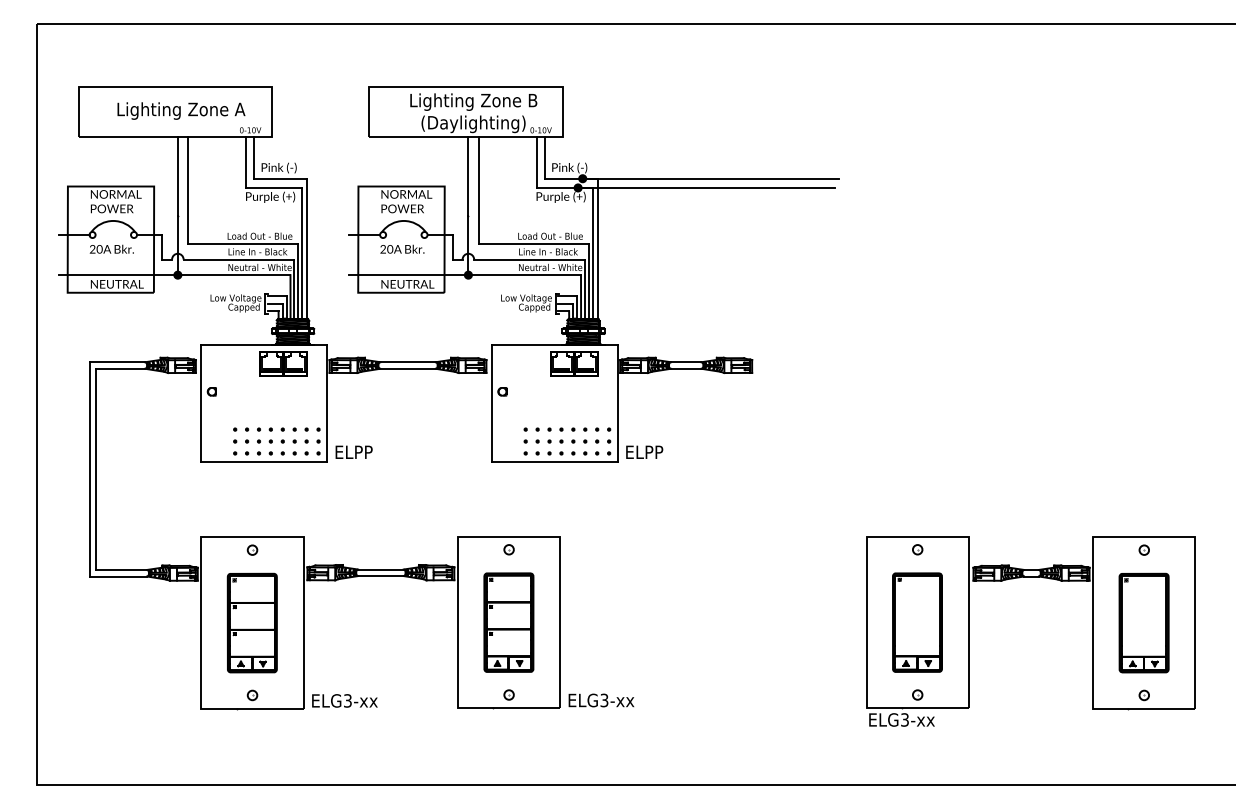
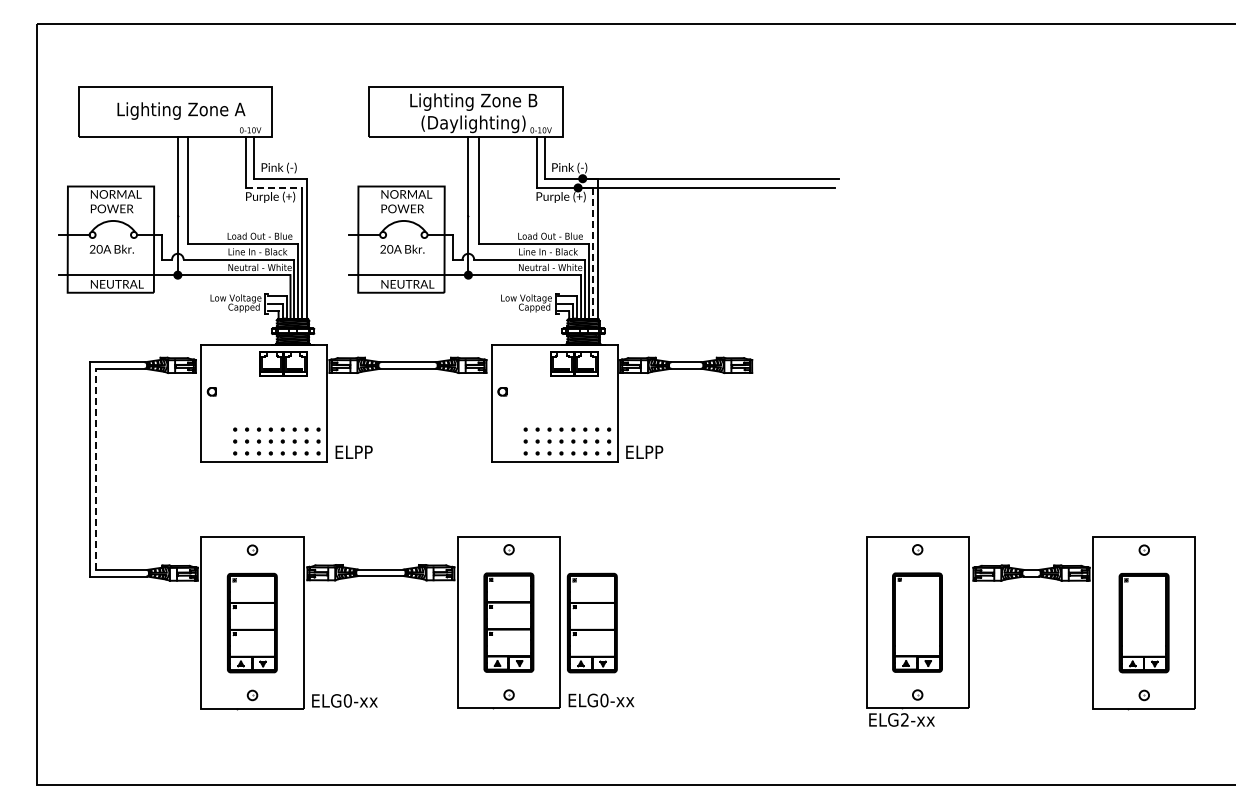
line: solid -> dashed (274, 187)
line: solid -> dashed (593, 253)
line: solid -> dashed (96, 469)
part: none -> present (591, 622)
text: ELG3-xx -> ELG0-xx (347, 700)
text: ELG3-xx -> ELG0-xx (604, 700)
text: ELG3-xx -> ELG2-xx (904, 719)
